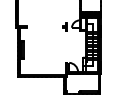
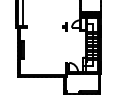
line: none -> present (23, 14)
